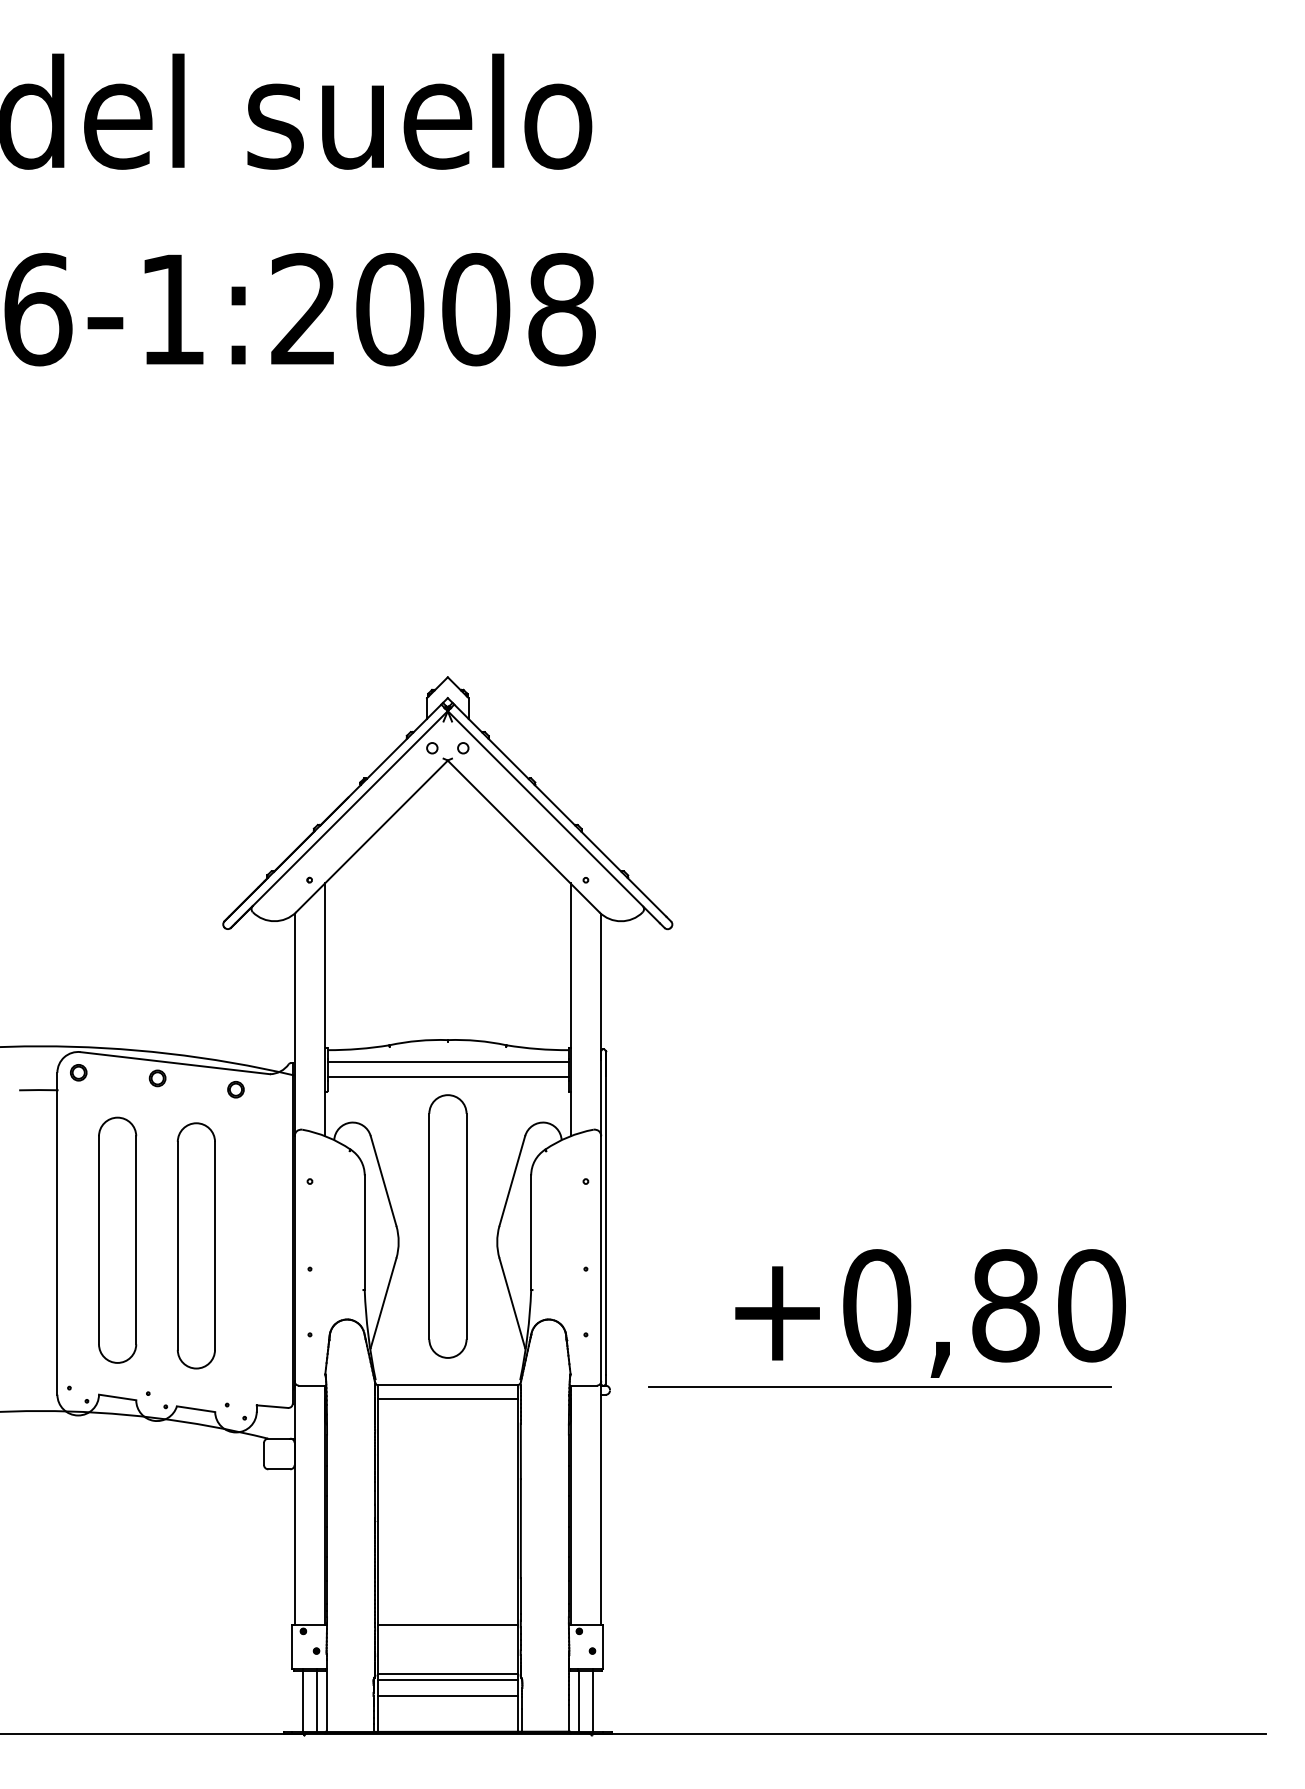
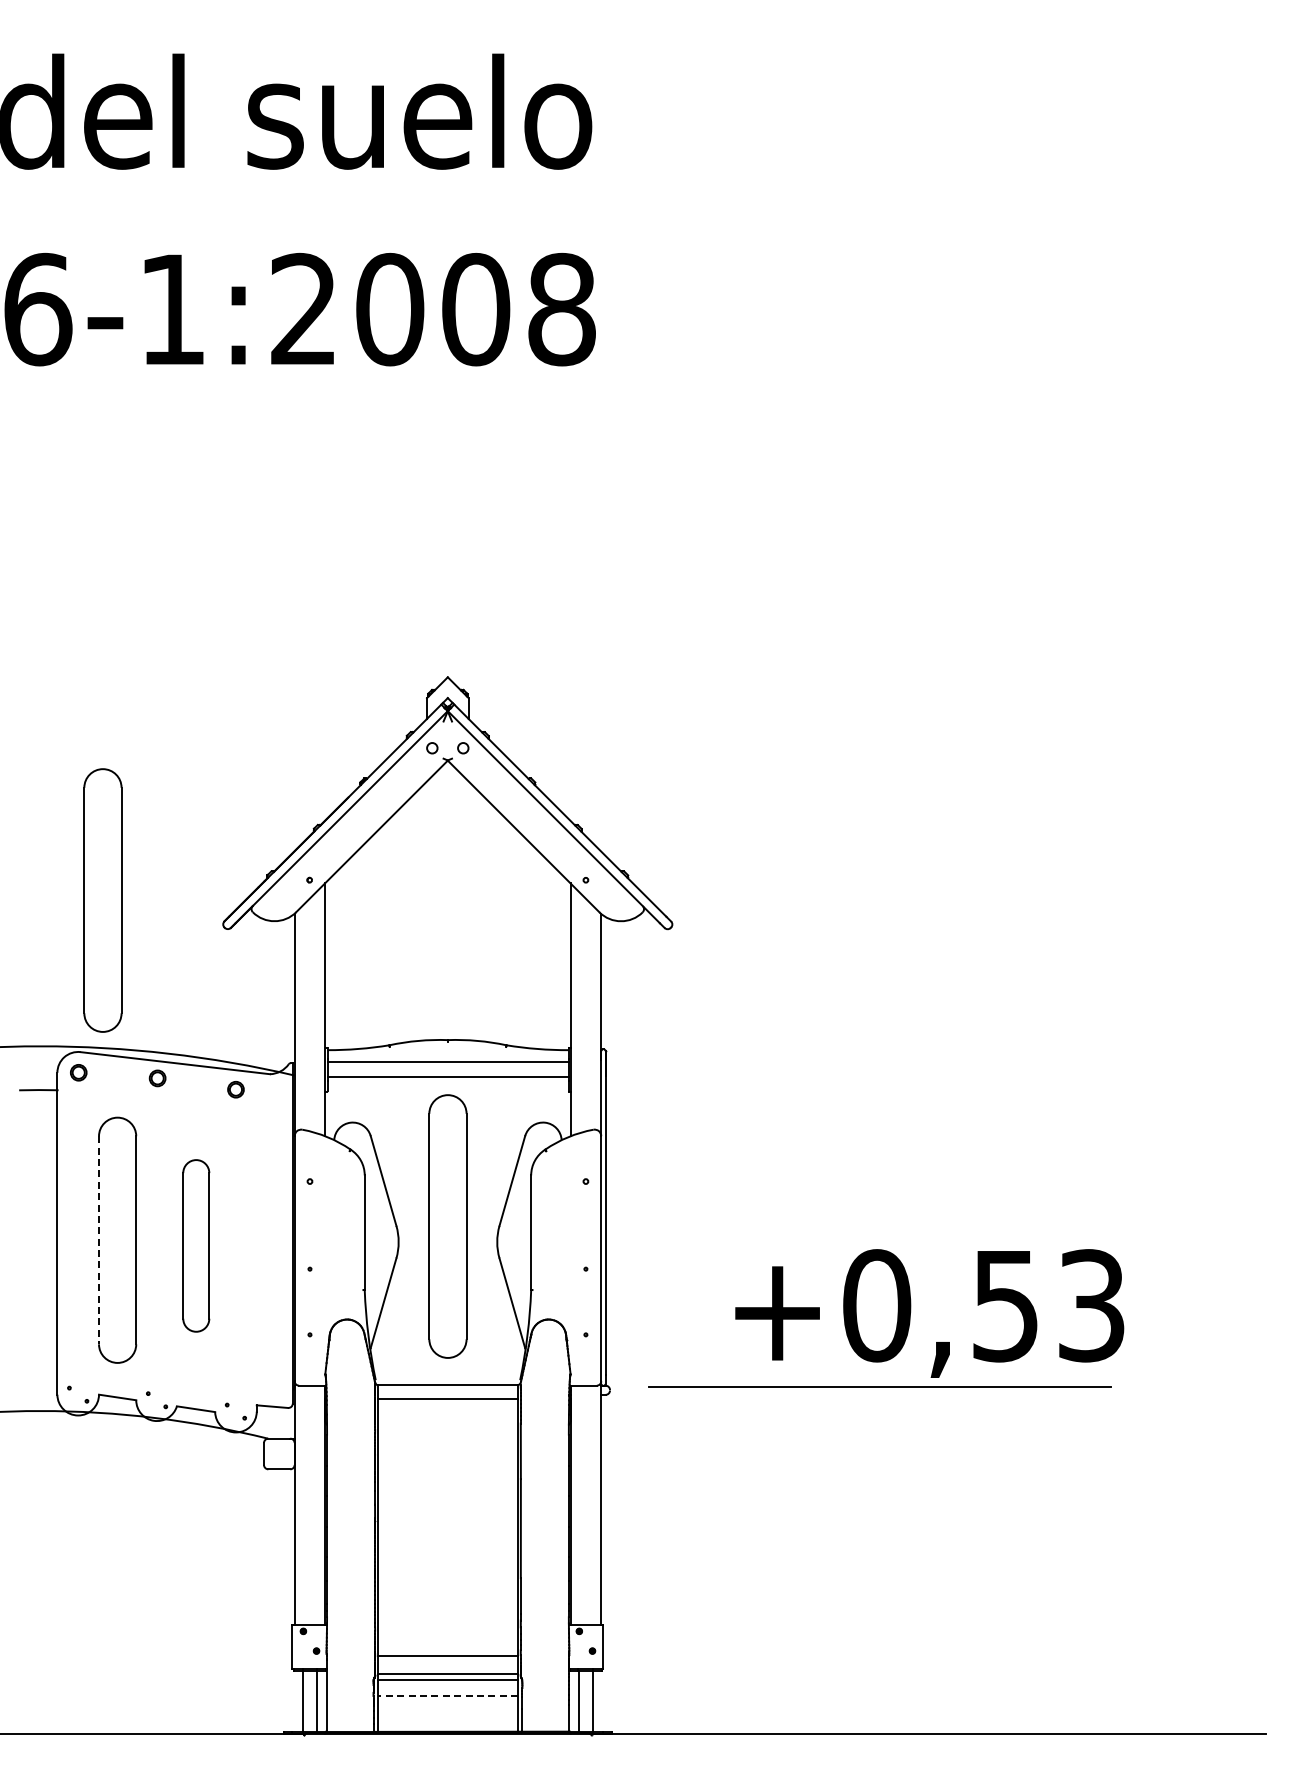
part: none -> present (102, 900)
line: solid -> dashed (99, 1240)
part size: 40x248 px -> 29x174 px (196, 1245)
text: +0,80 -> +0,53 (1048, 1305)
line position: (447, 1624) -> (447, 1655) (447, 1655)
line: solid -> dashed (447, 1696)
